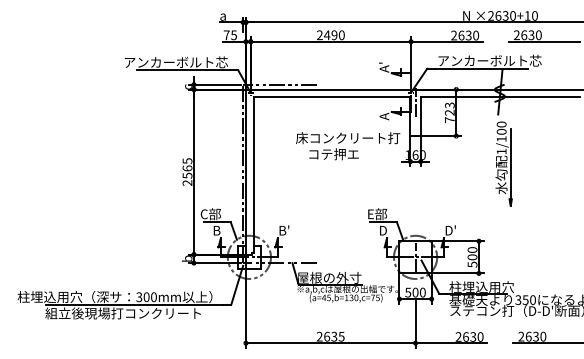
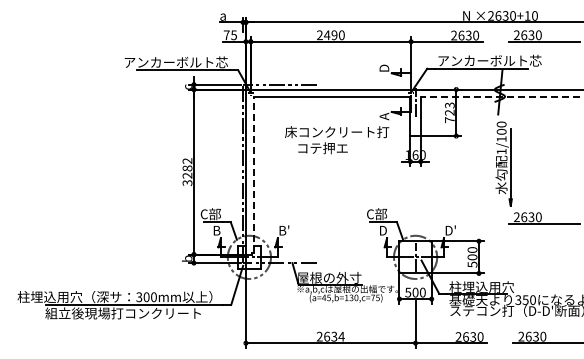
text: A' -> D (384, 67)
line: solid -> dashed (500, 97)
text position: (348, 146) -> (337, 140) (337, 140)
text: 2565 -> 3282 (187, 171)
line: solid -> dashed (253, 175)
text: E部 -> C部 (370, 214)
part: none -> present (544, 218)
text: 2635 -> 2634 (341, 336)
